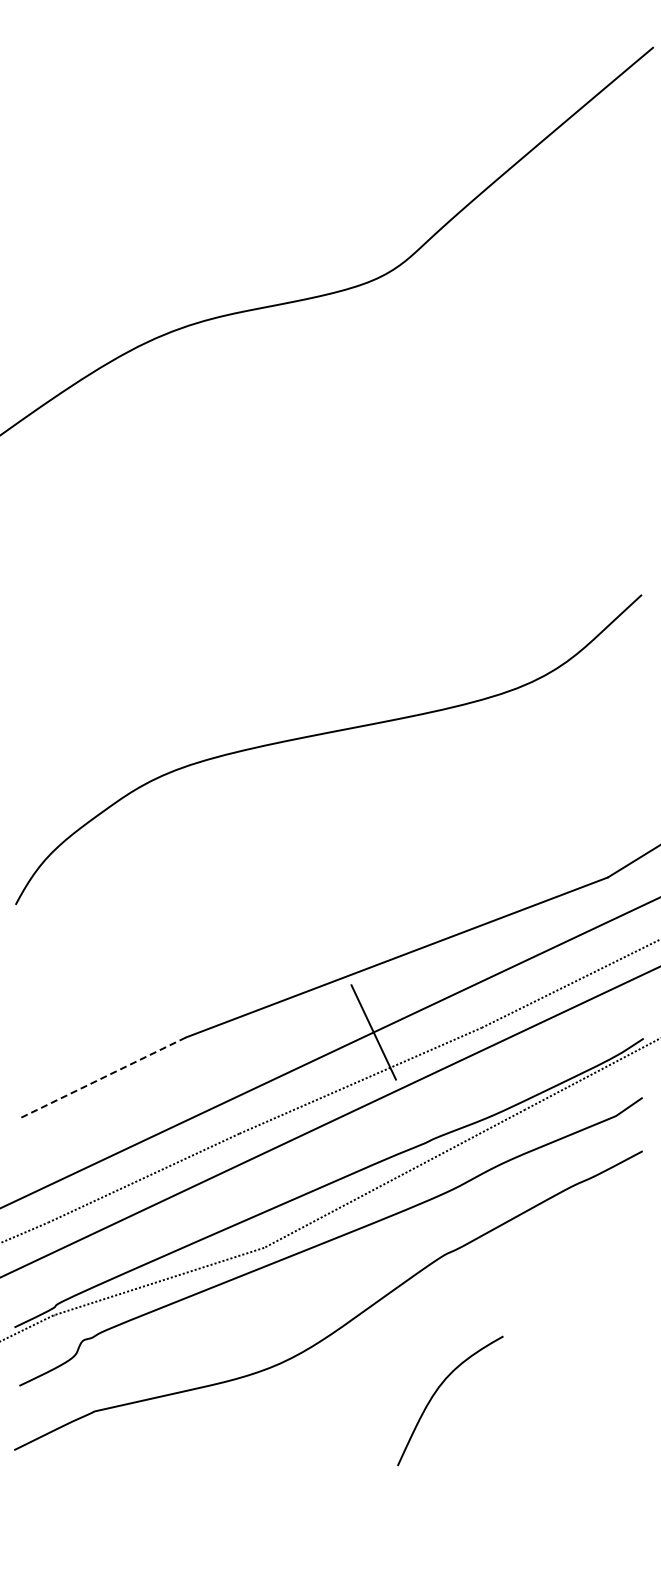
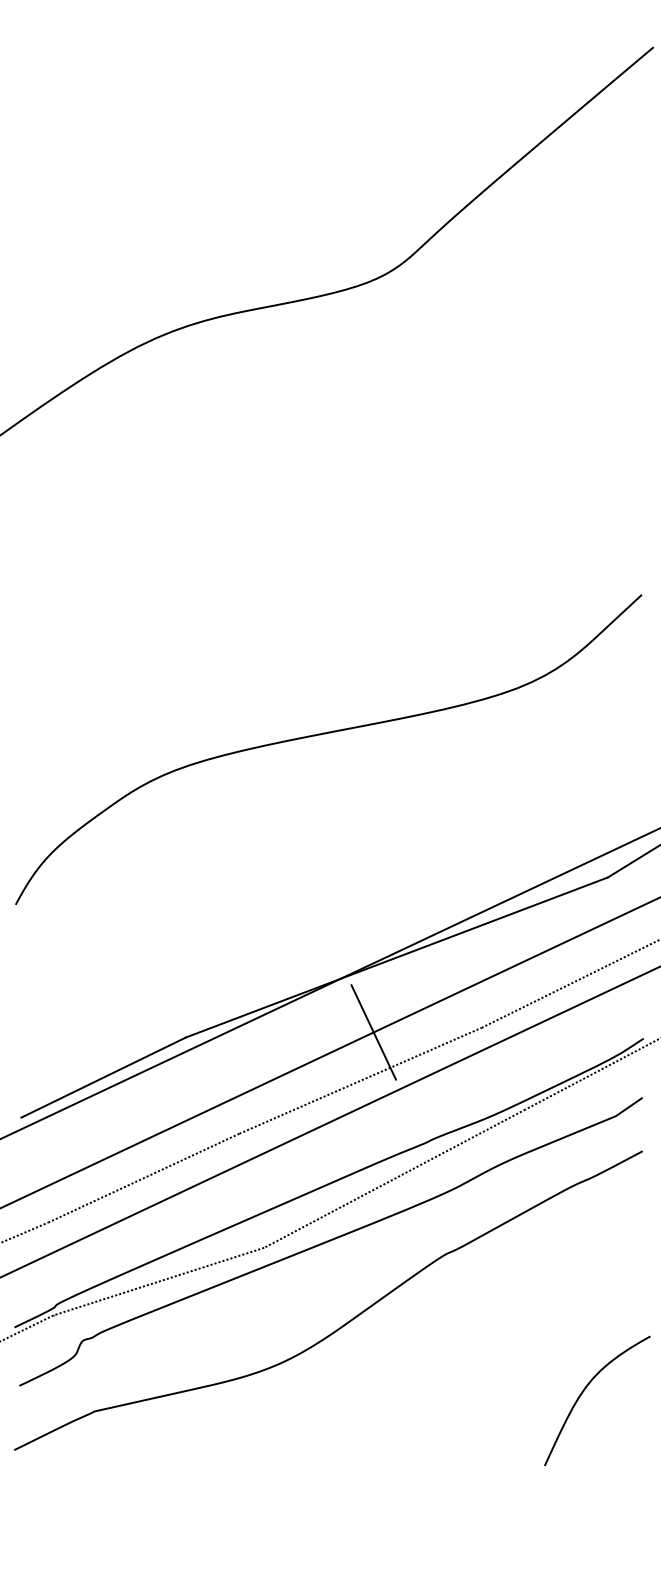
line: none -> present (329, 983)
line: dashed -> solid (103, 1077)
curve position: (437, 1391) -> (584, 1391) (584, 1391)
